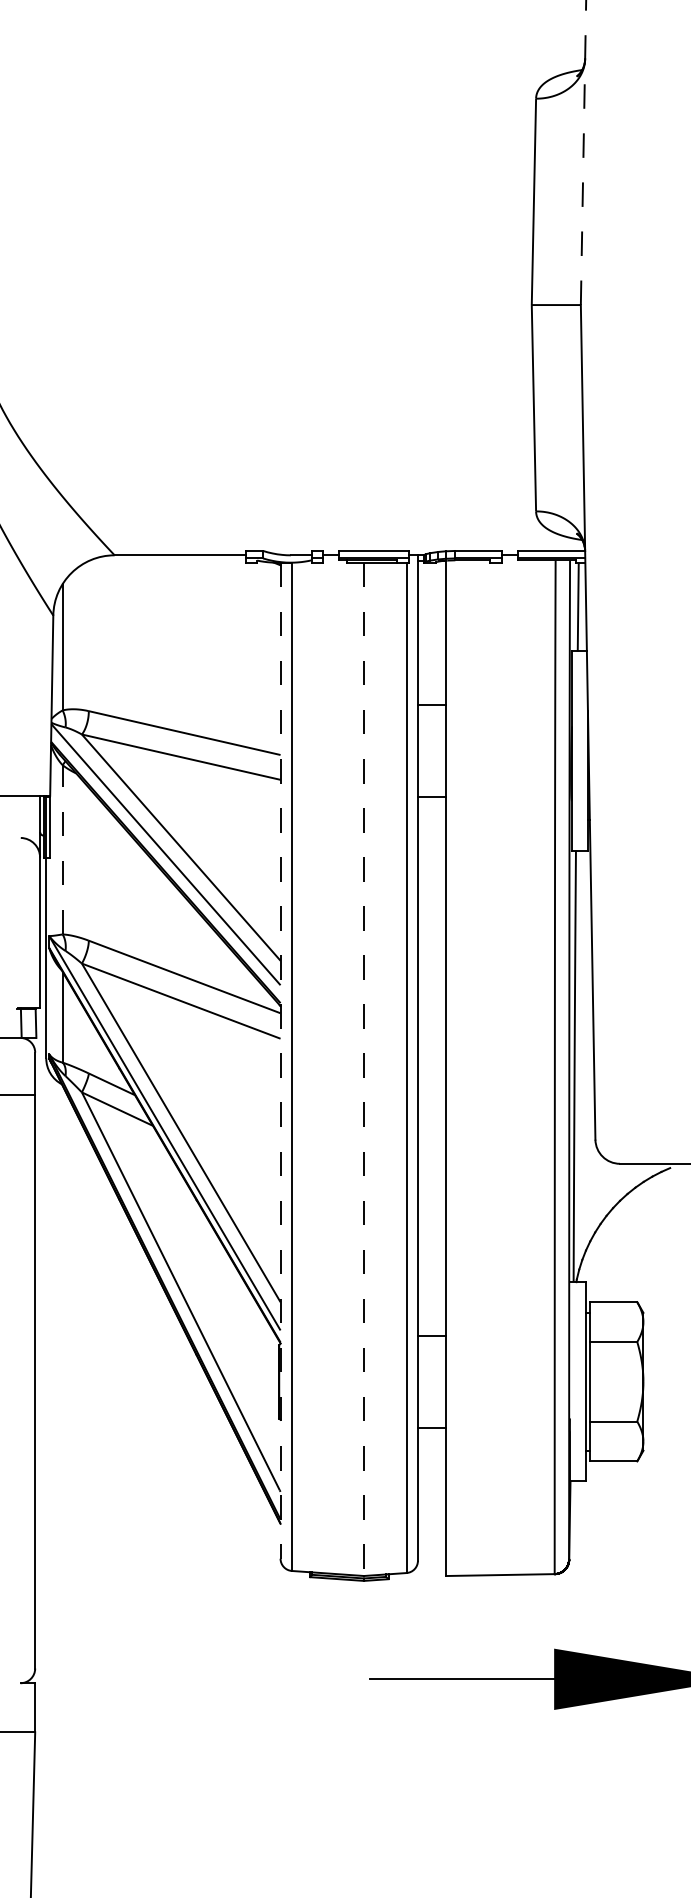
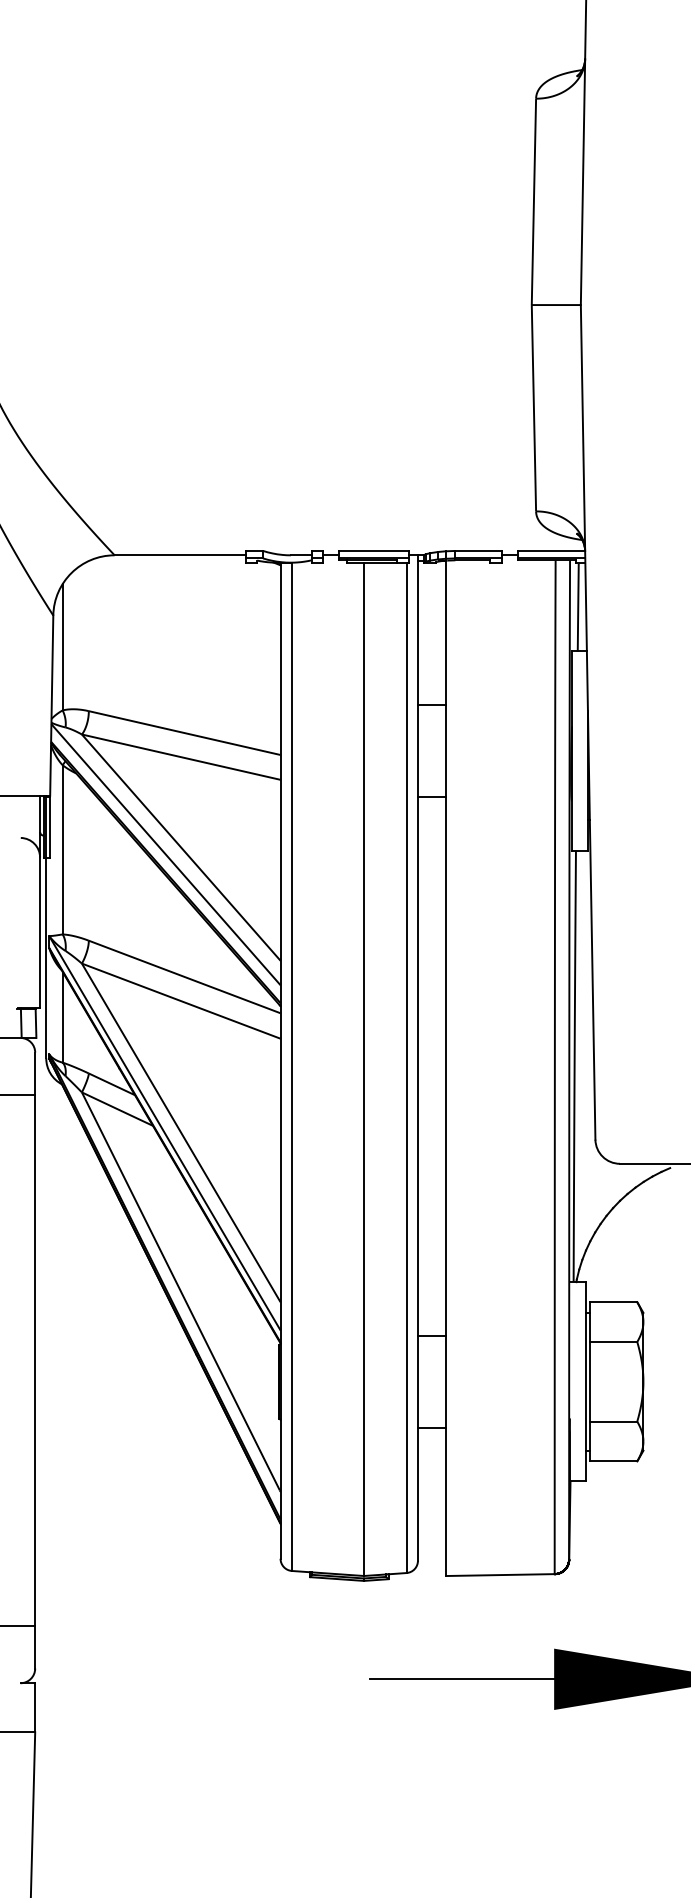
line: dashed -> solid (583, 152)
line: dashed -> solid (62, 849)
line: dashed -> solid (280, 1061)
line: dashed -> solid (363, 1069)
line: none -> present (18, 1626)
